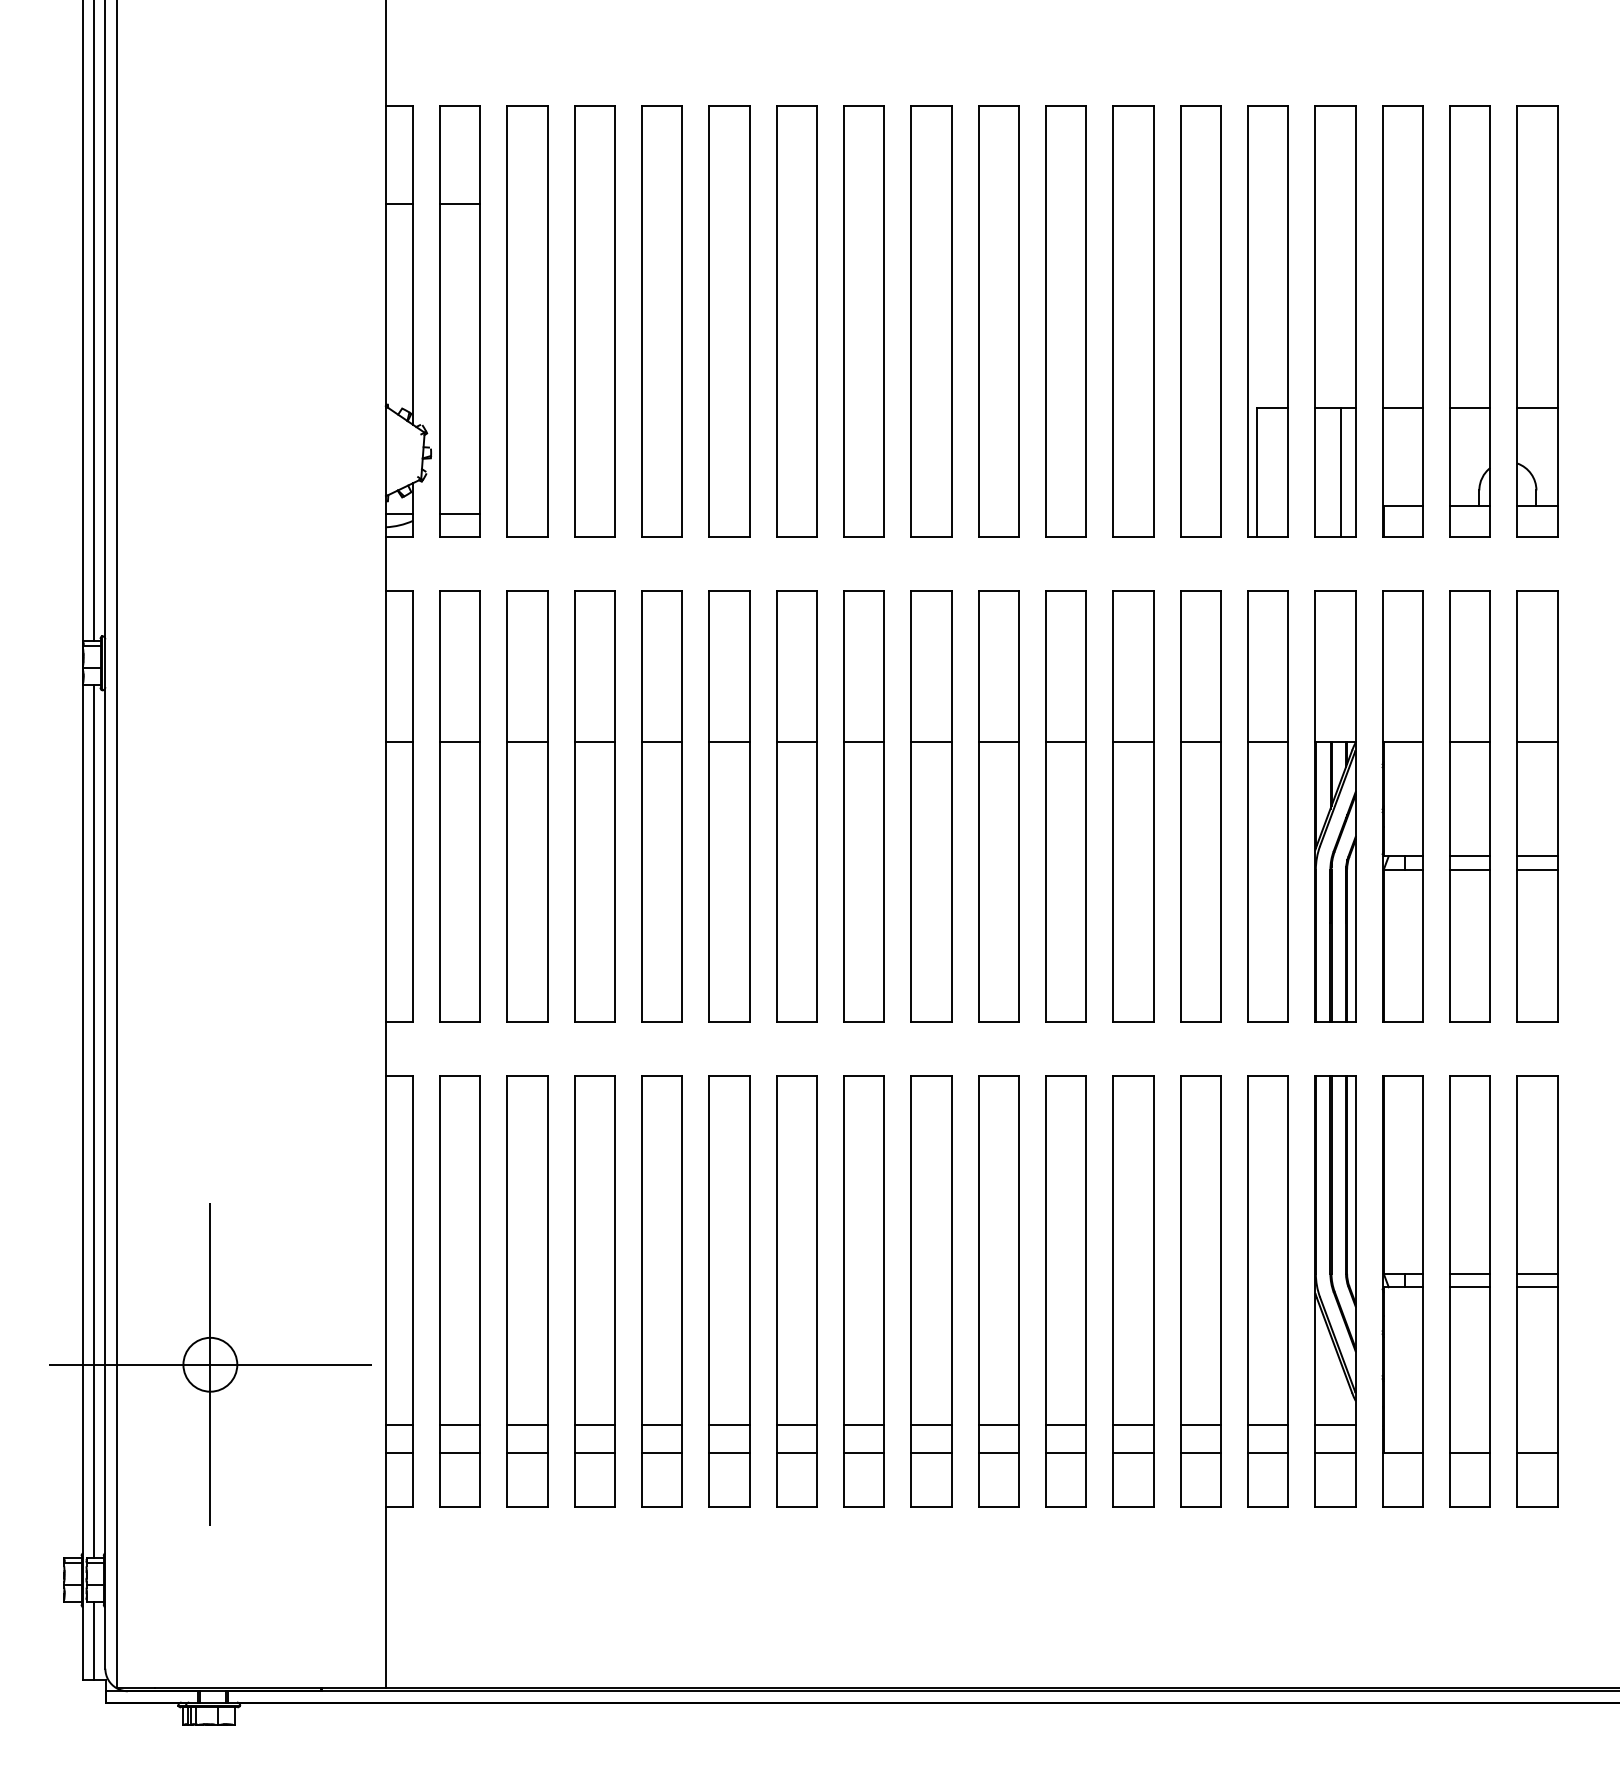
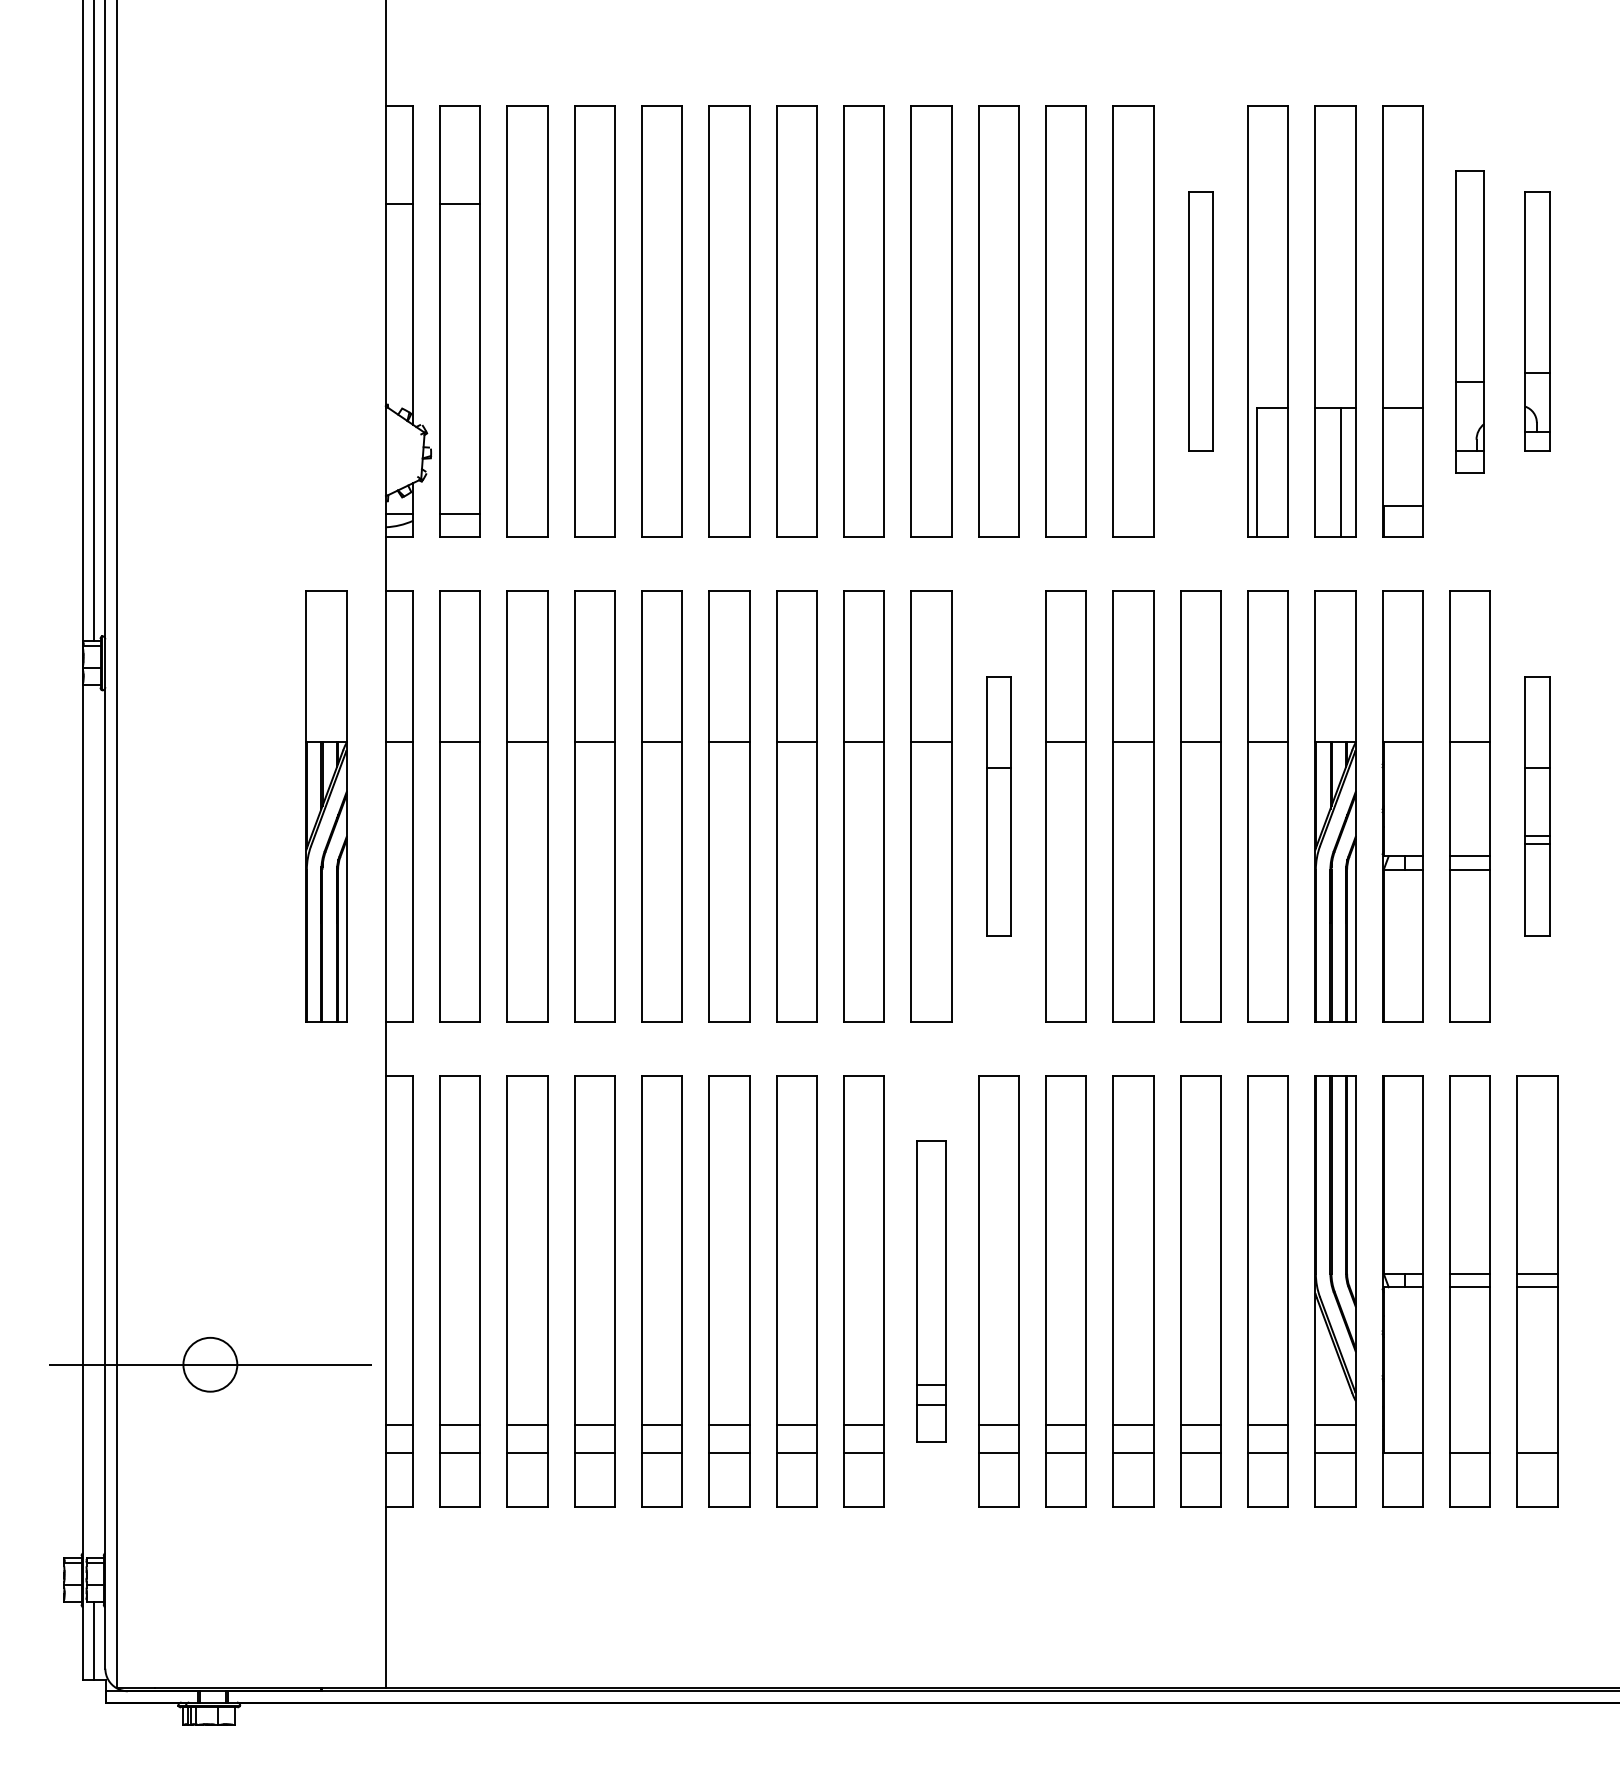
part size: 42x433 px -> 26x261 px (1200, 321)
part size: 42x433 px -> 30x304 px (1469, 321)
part size: 43x433 px -> 27x261 px (1537, 321)
part: none -> present (326, 806)
part size: 42x433 px -> 26x261 px (998, 806)
part size: 43x433 px -> 27x261 px (1537, 806)
line: present -> none (94, 1121)
part size: 43x433 px -> 31x303 px (931, 1291)
line: present -> none (210, 1364)
